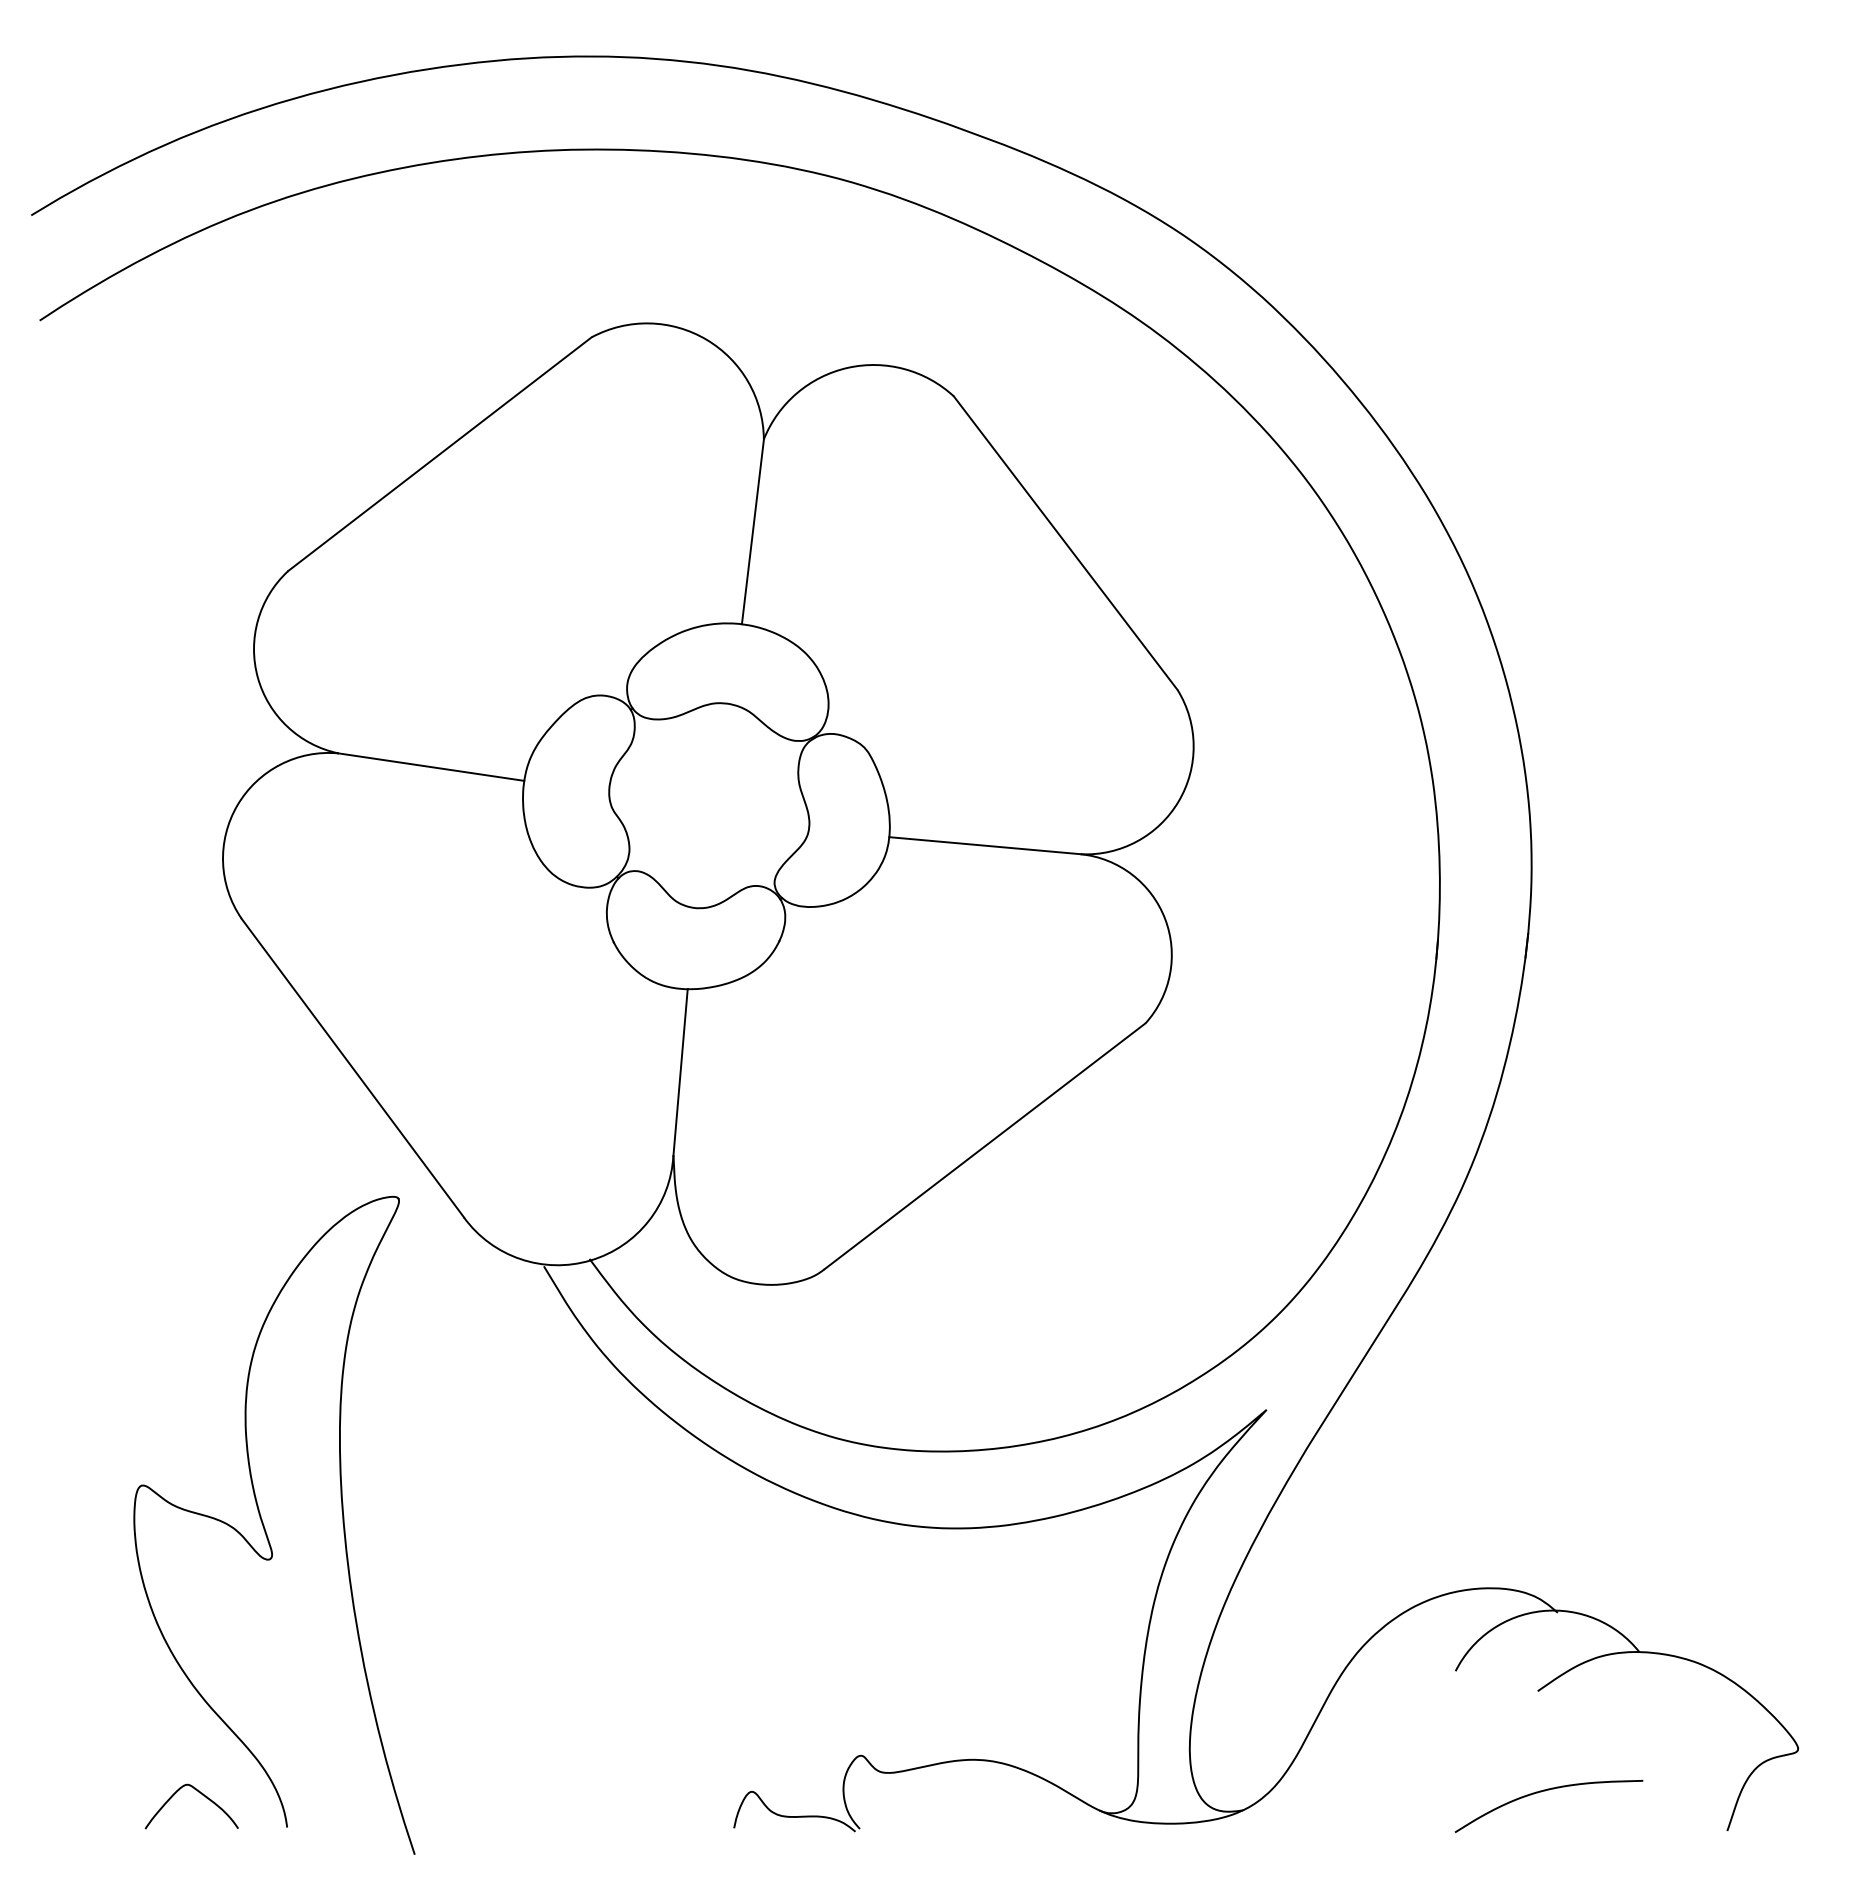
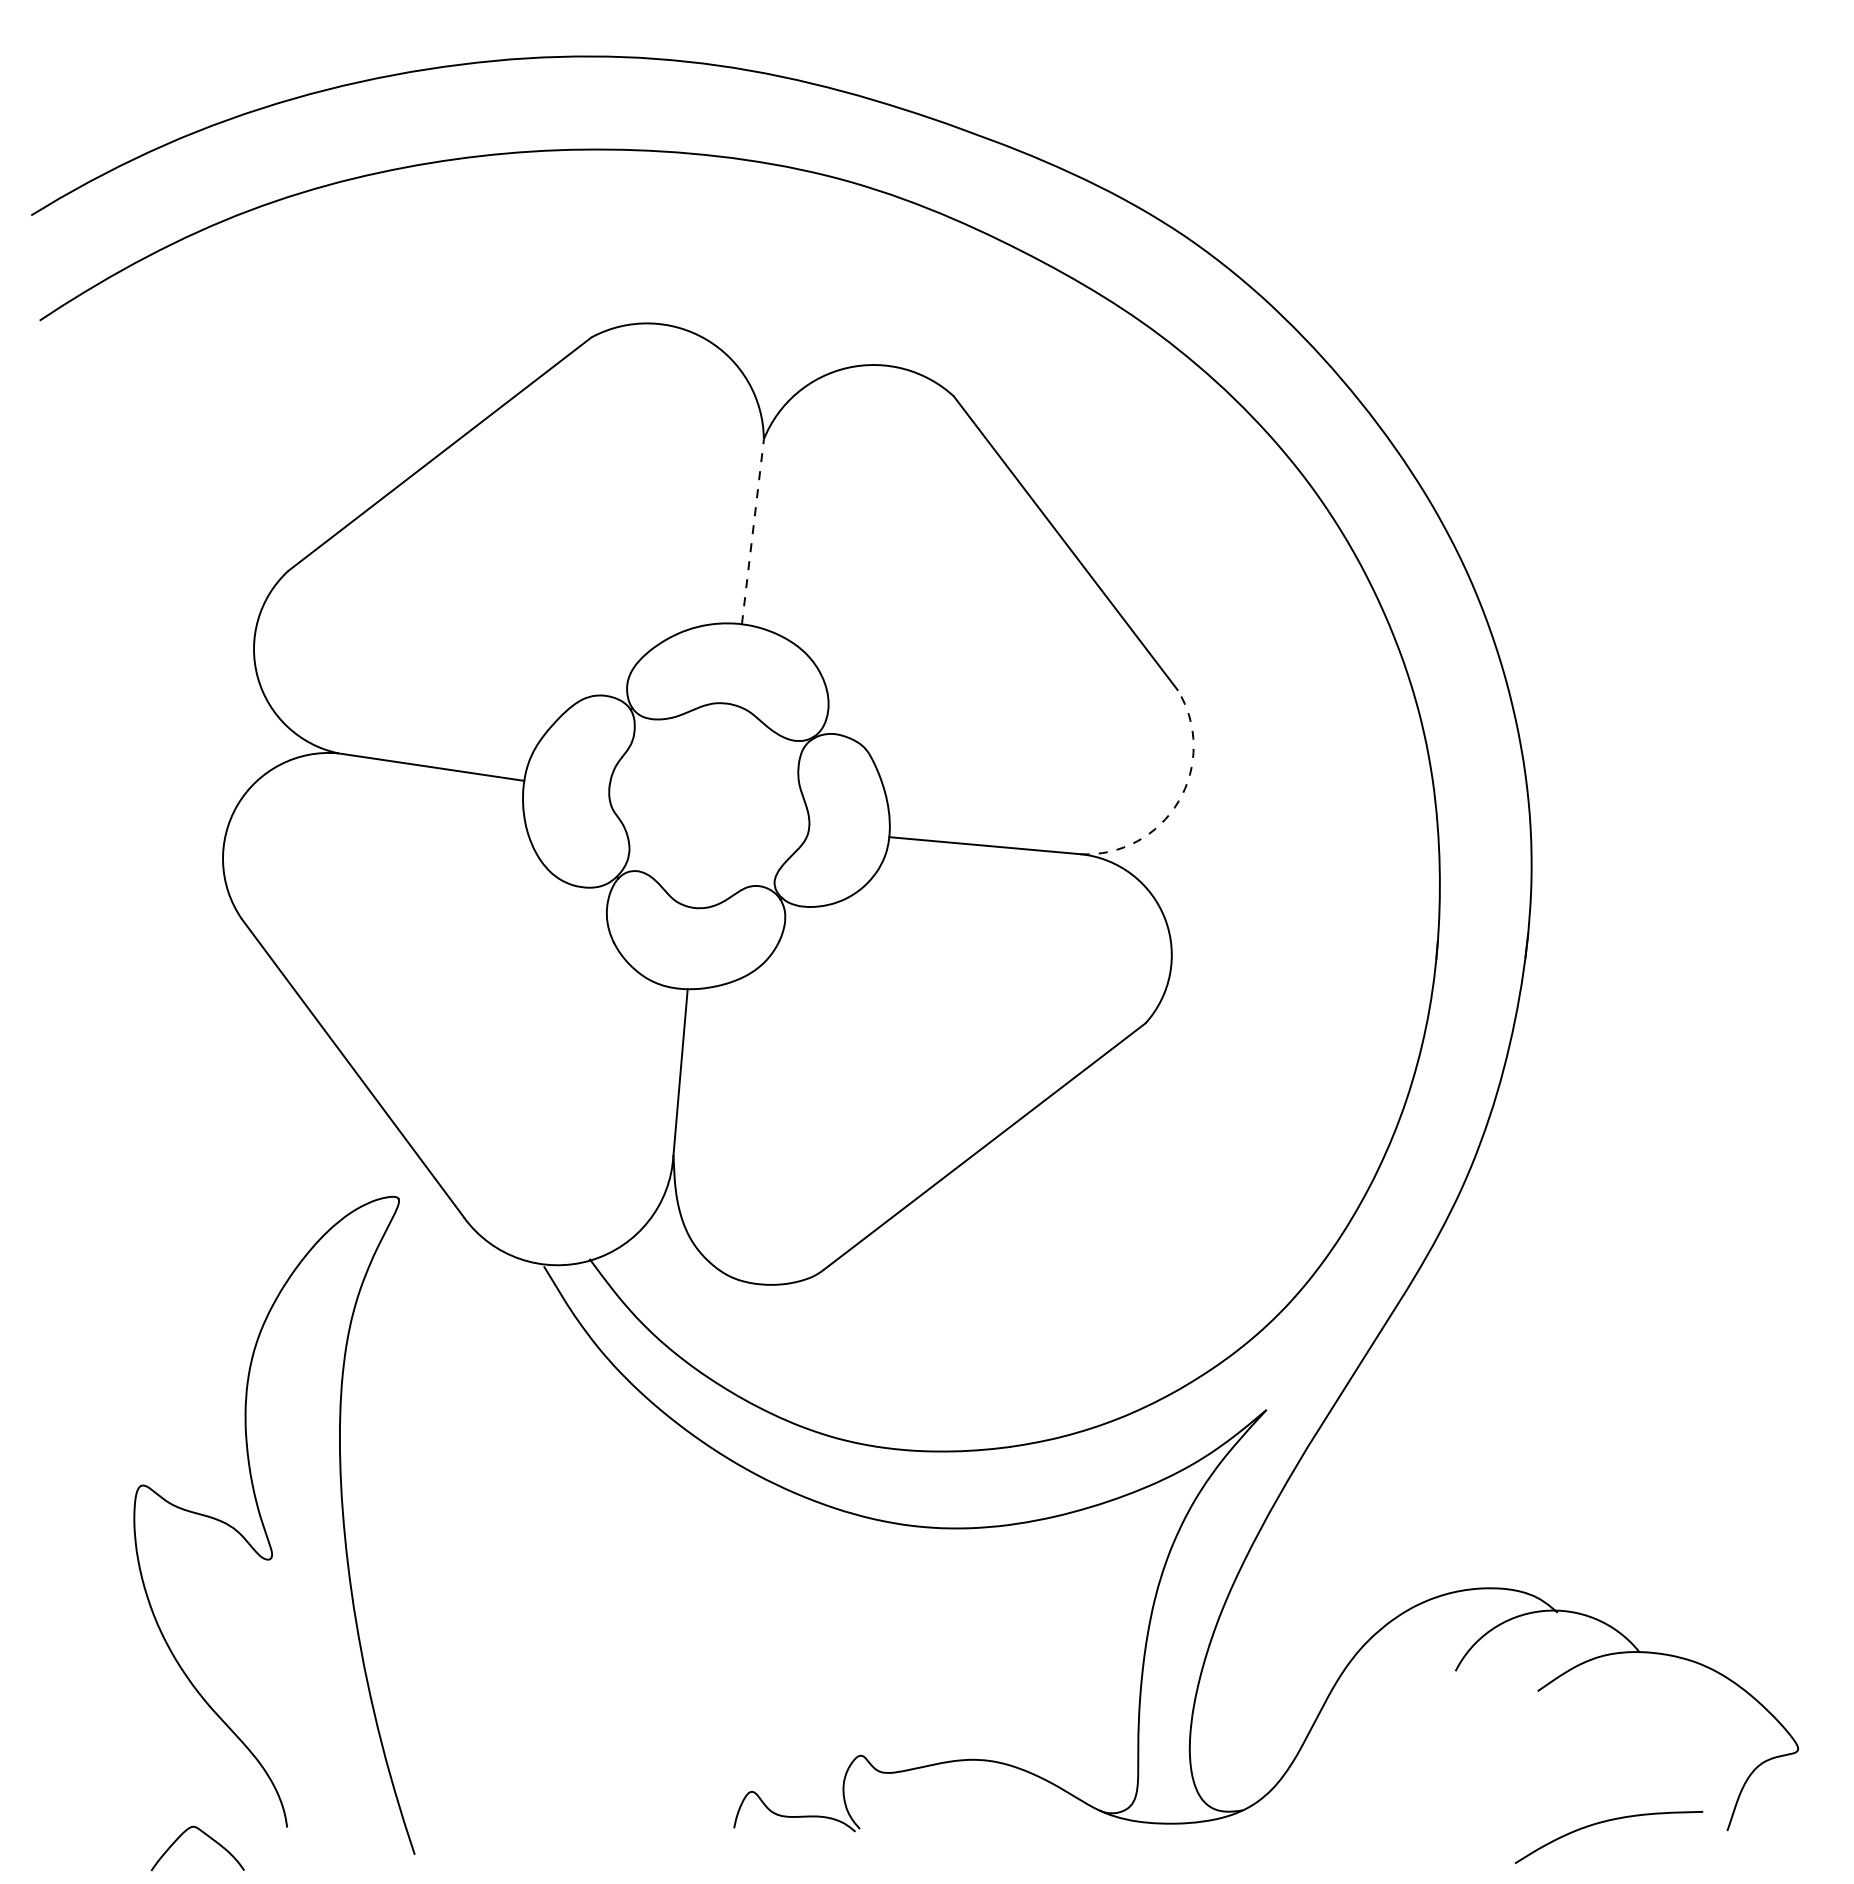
line: solid -> dashed (753, 531)
arc: solid -> dashed (1178, 801)
curve position: (1545, 1791) -> (1605, 1822) (1605, 1822)
curve position: (199, 1793) -> (205, 1835) (205, 1835)
